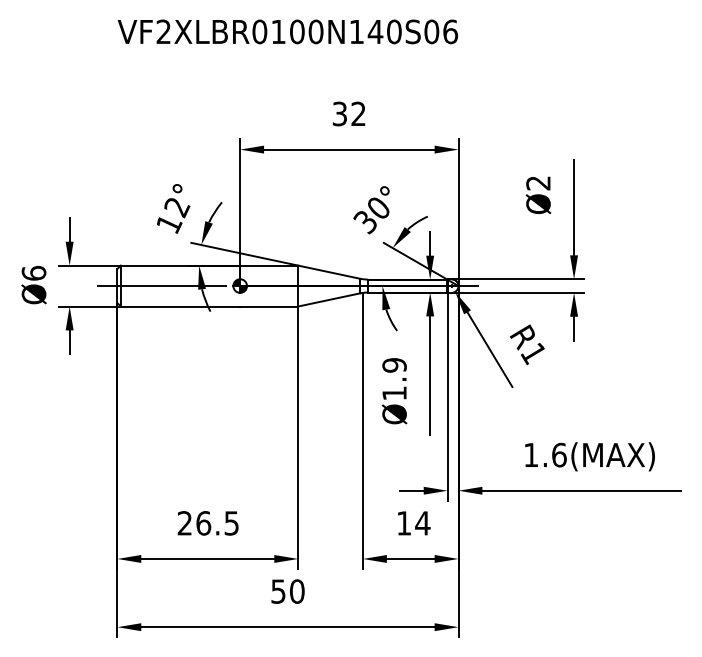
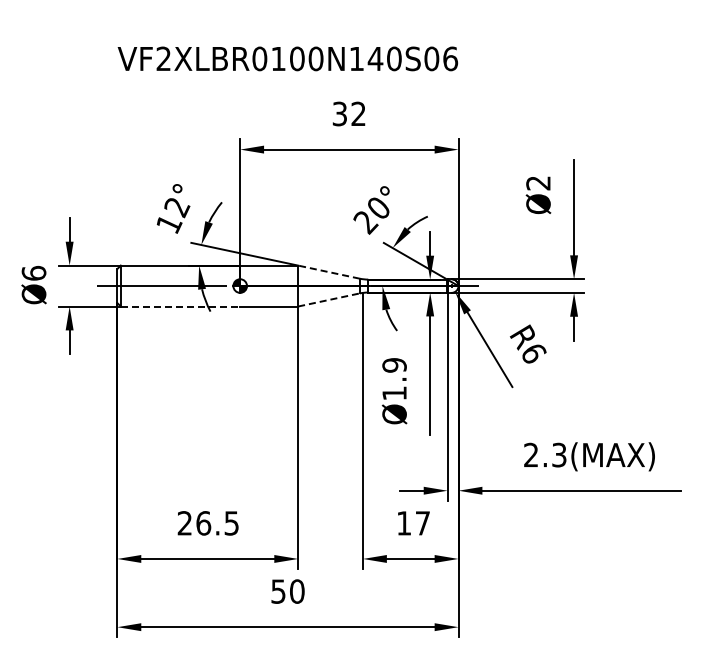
text position: (287, 31) -> (287, 58) (287, 58)
text: 30° -> 20° (365, 222)
line: solid -> dashed (328, 272)
line: solid -> dashed (329, 299)
line: solid -> dashed (180, 306)
text: R1 -> R6 (533, 353)
text: 1.6(MAX) -> 2.3(MAX) (545, 454)
text: 14 -> 17 (422, 523)
